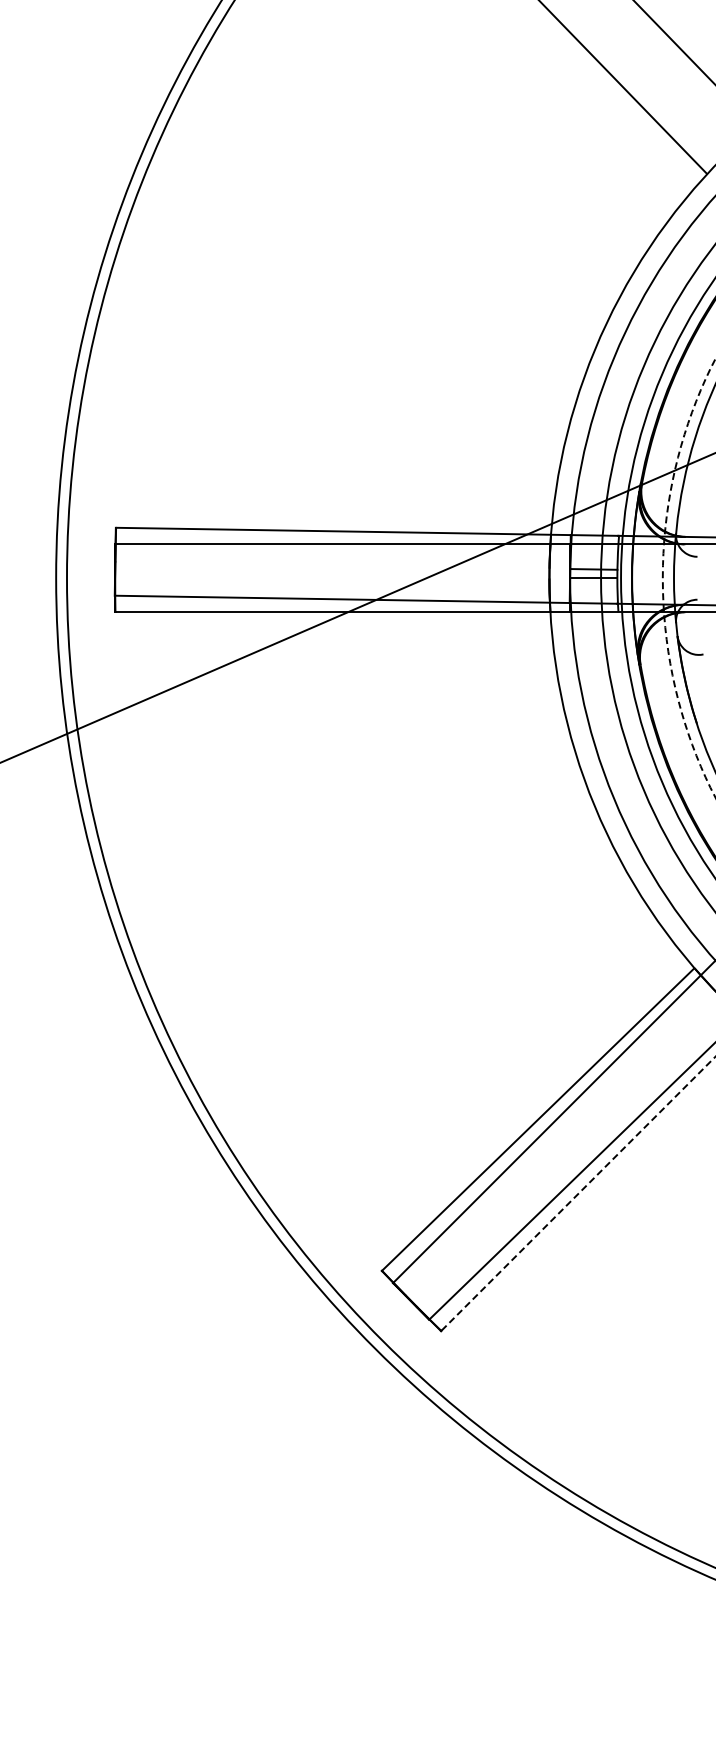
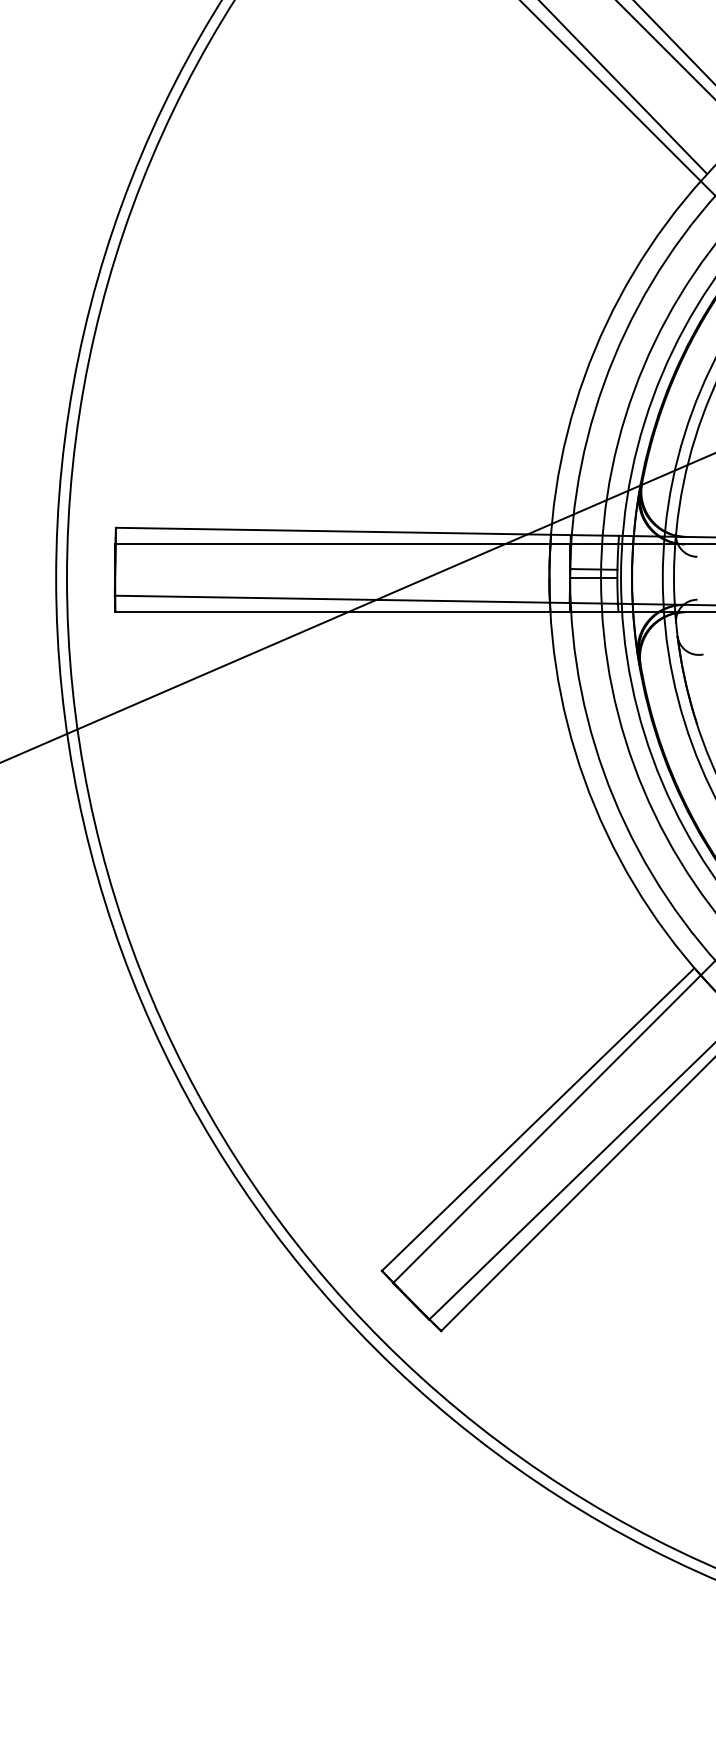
line: none -> present (665, 49)
line: none -> present (617, 97)
circle: dashed -> solid (688, 578)
line: dashed -> solid (578, 1193)
